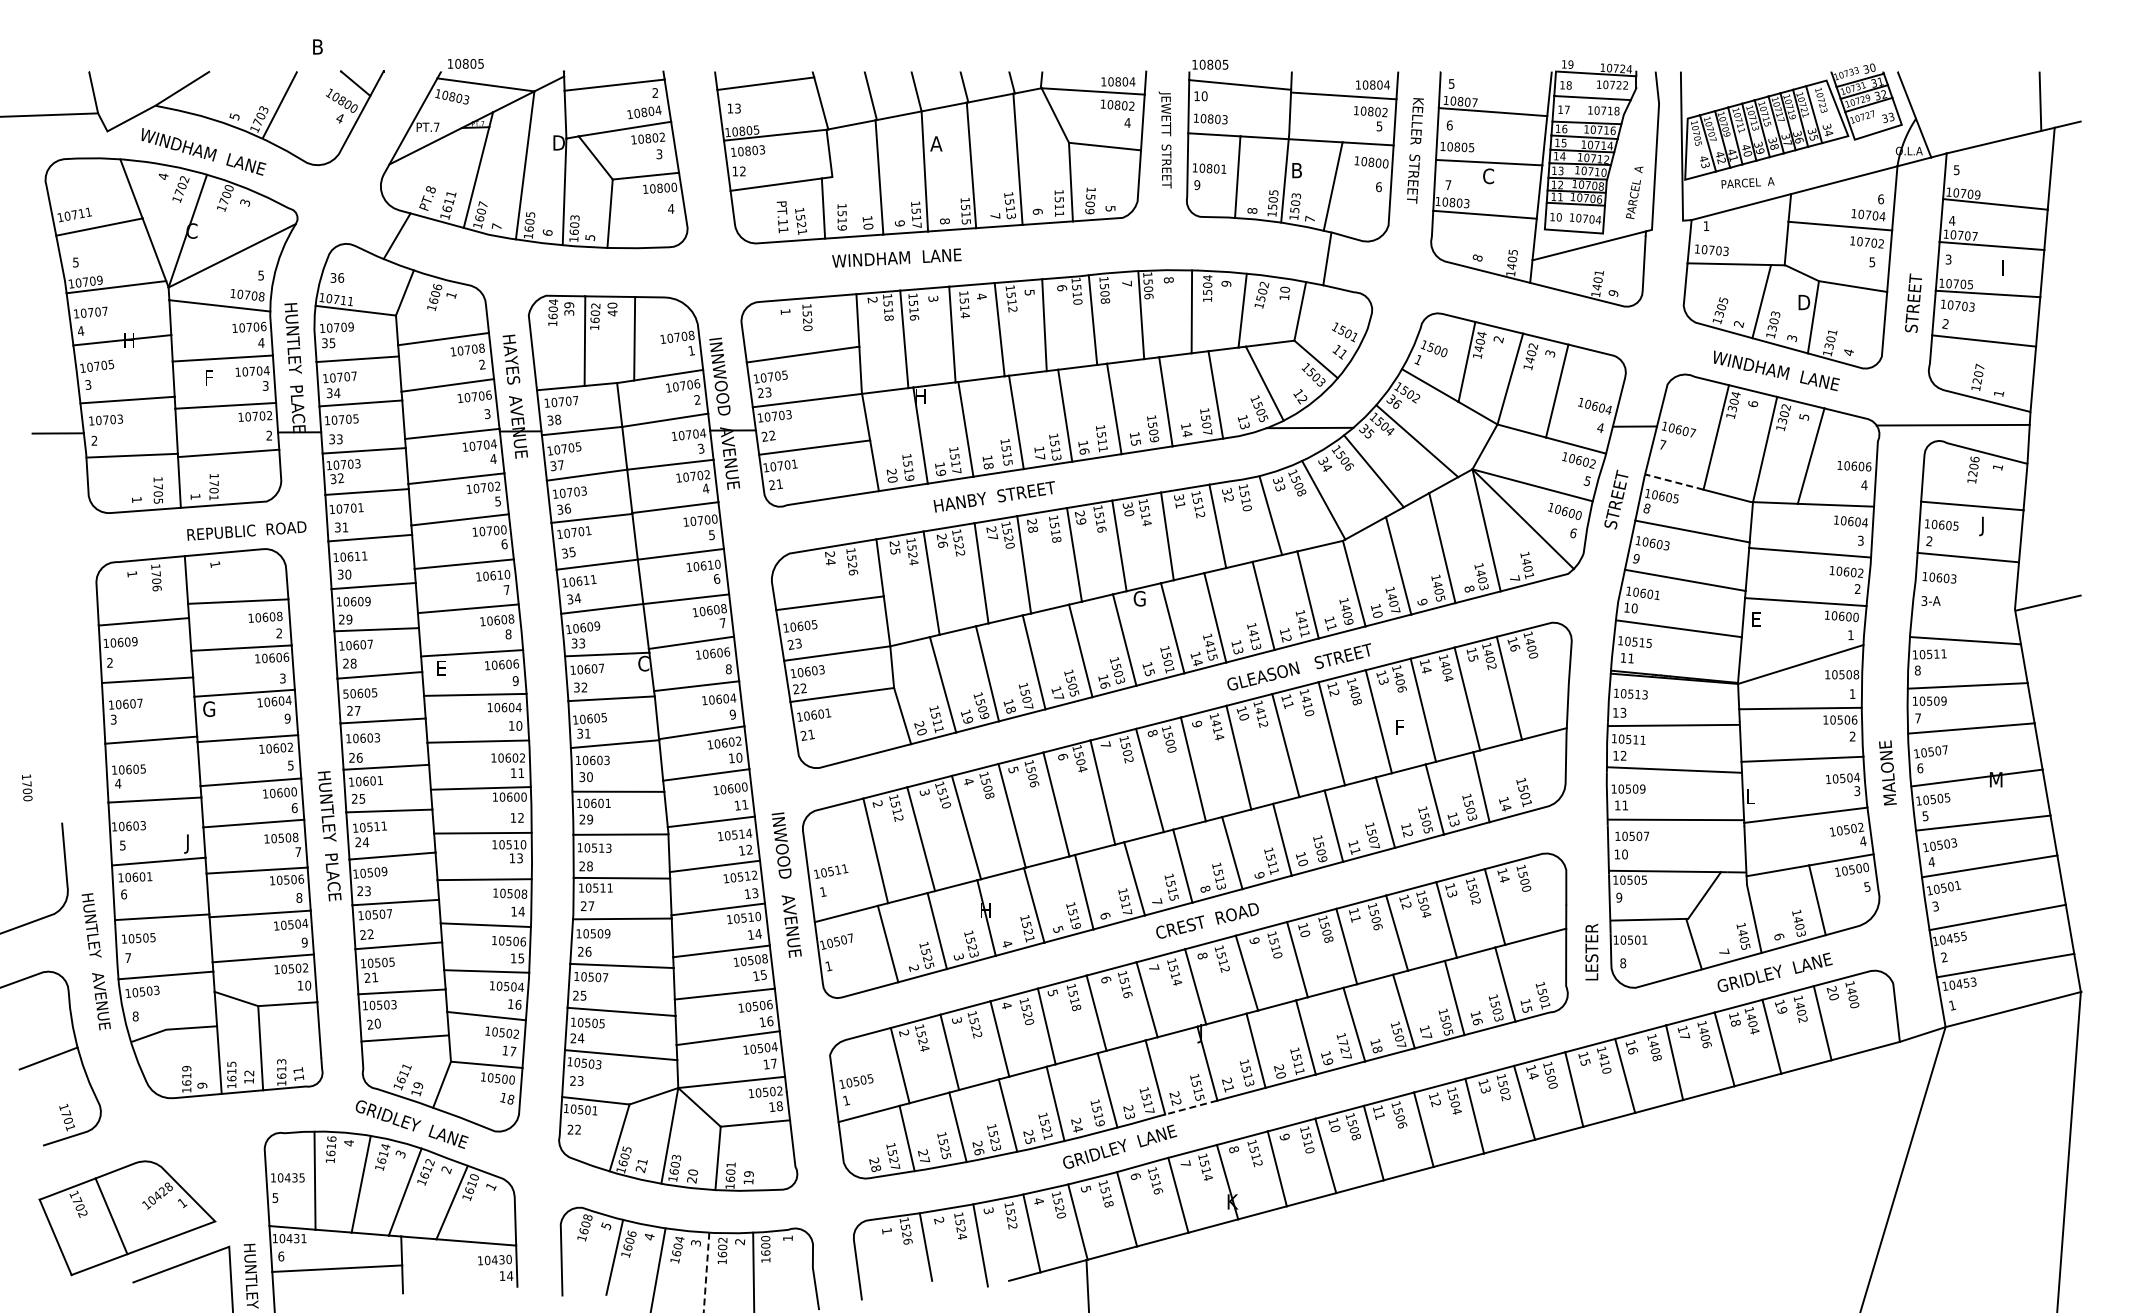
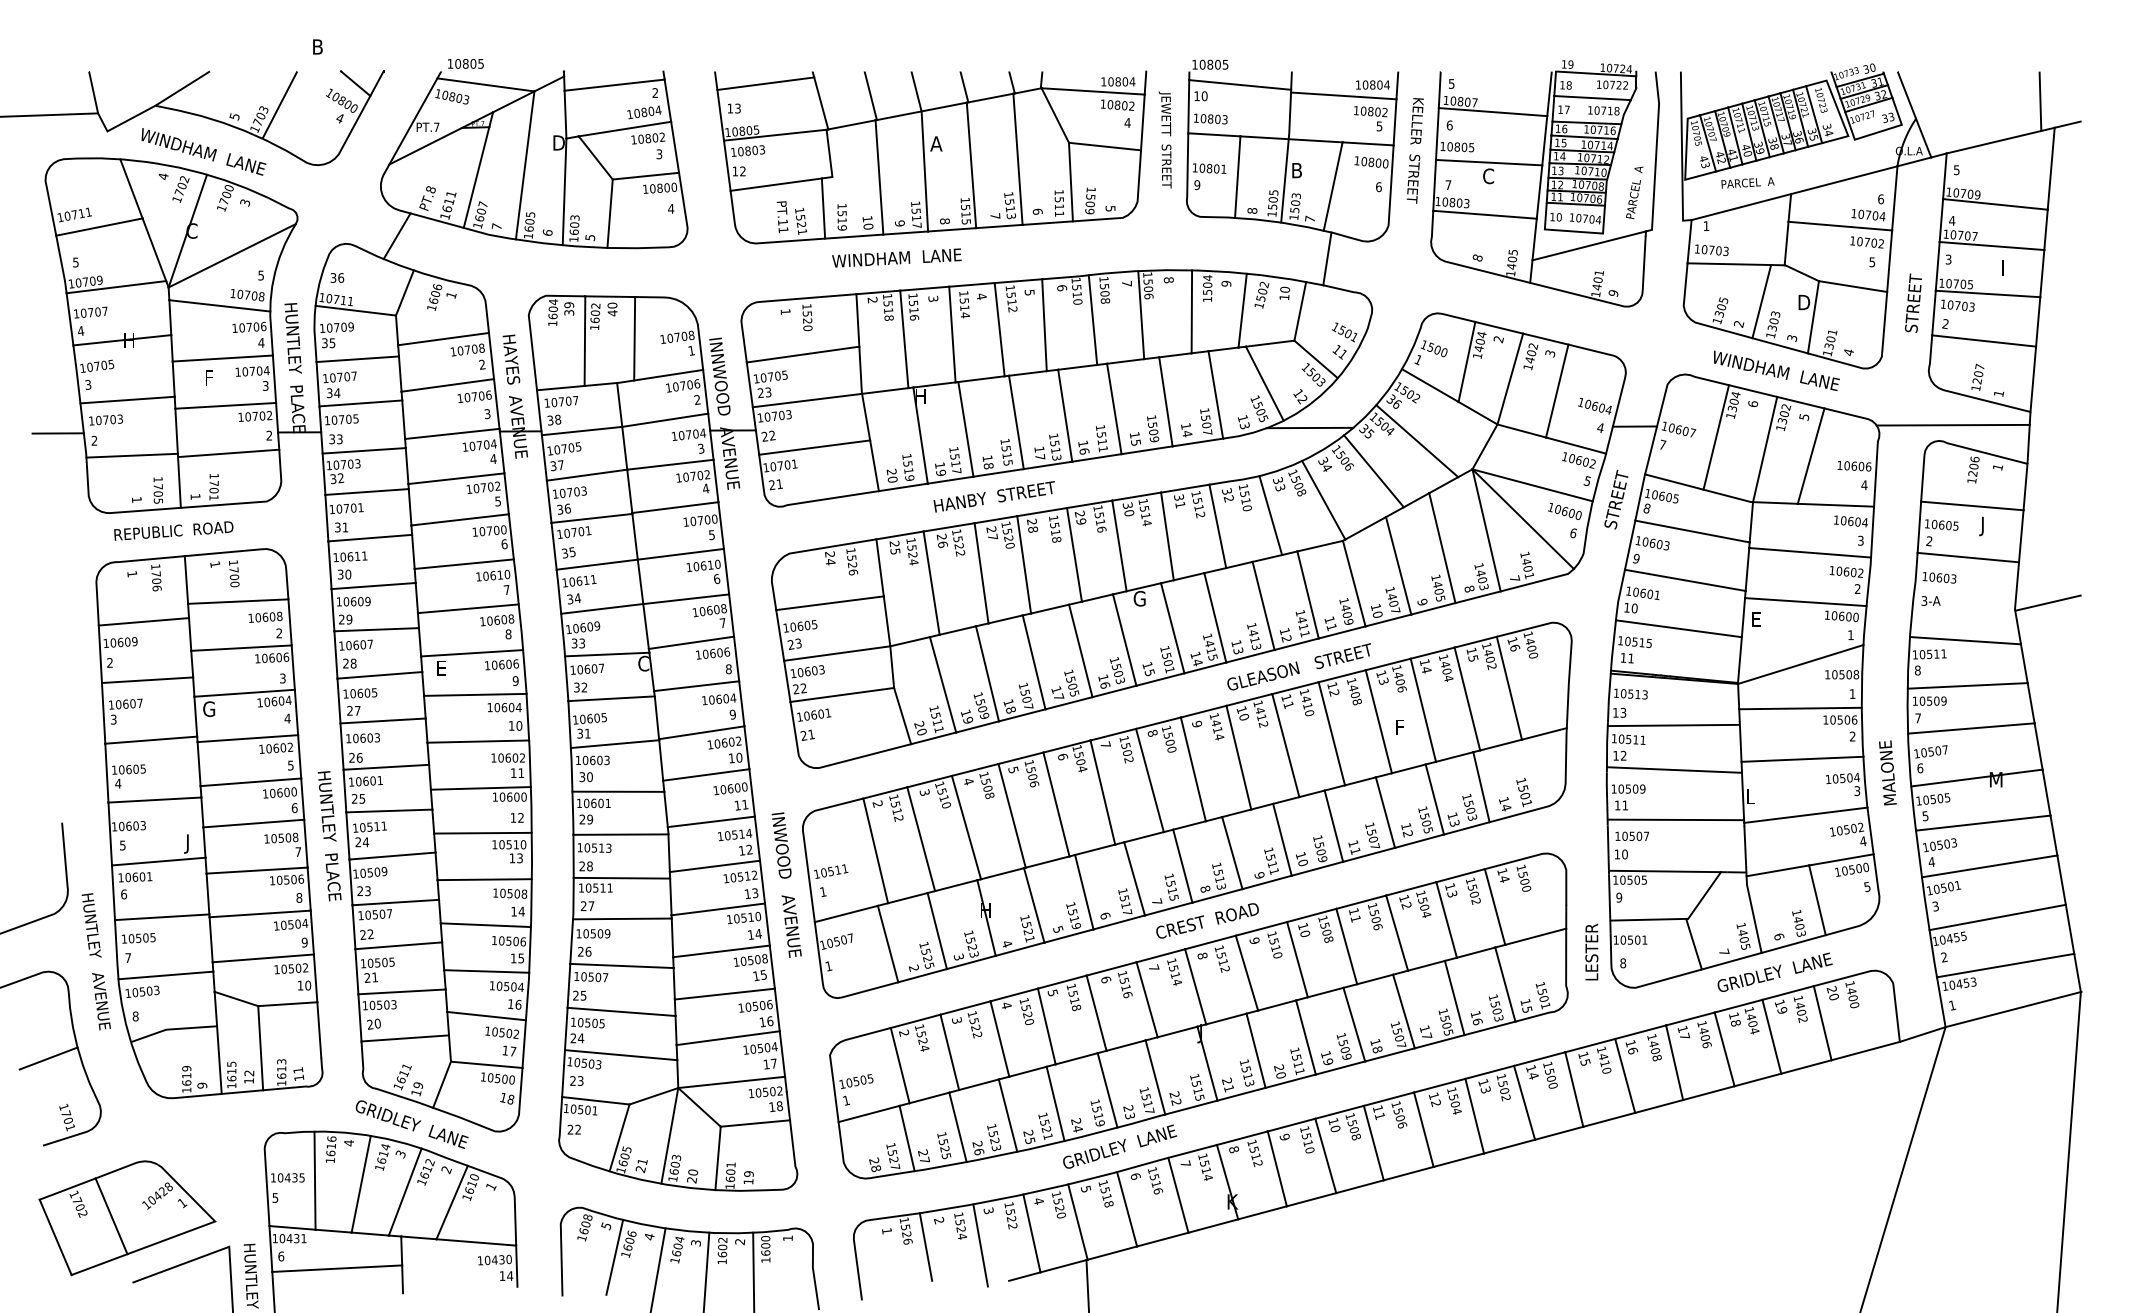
line: dashed -> solid (1673, 481)
text position: (246, 530) -> (173, 530) (173, 530)
text: 50605 -> 10605 (345, 693)
text: 9 -> 4 (287, 718)
text position: (27, 787) -> (234, 573) (234, 573)
text: 1727 -> 1509 (1344, 1049)
line: dashed -> solid (1190, 1107)
line: dashed -> solid (706, 1273)
